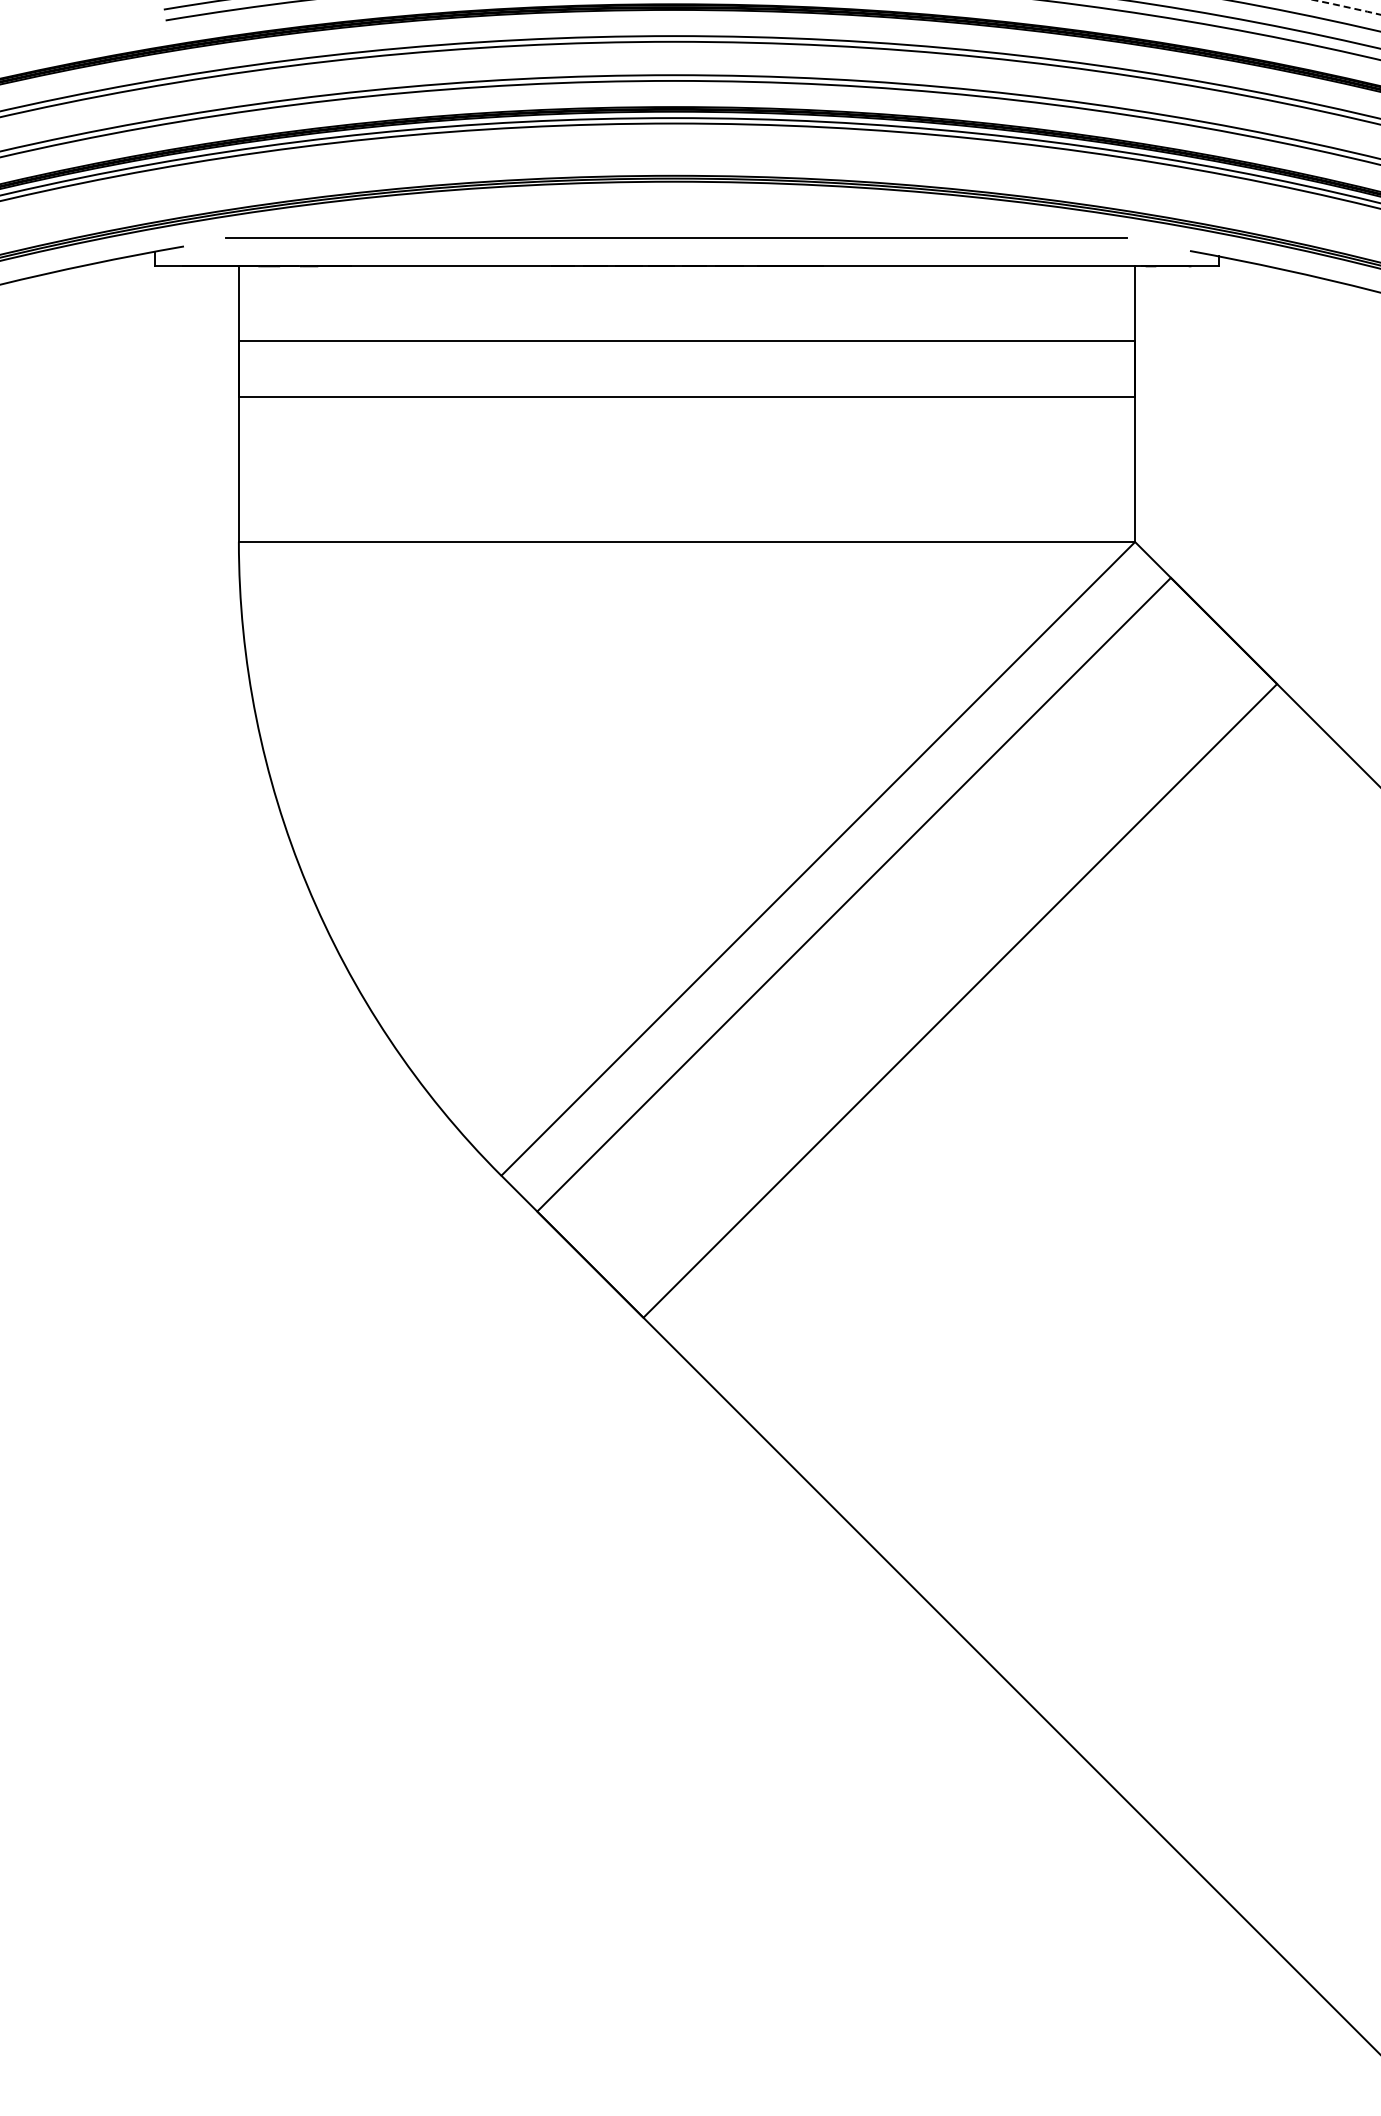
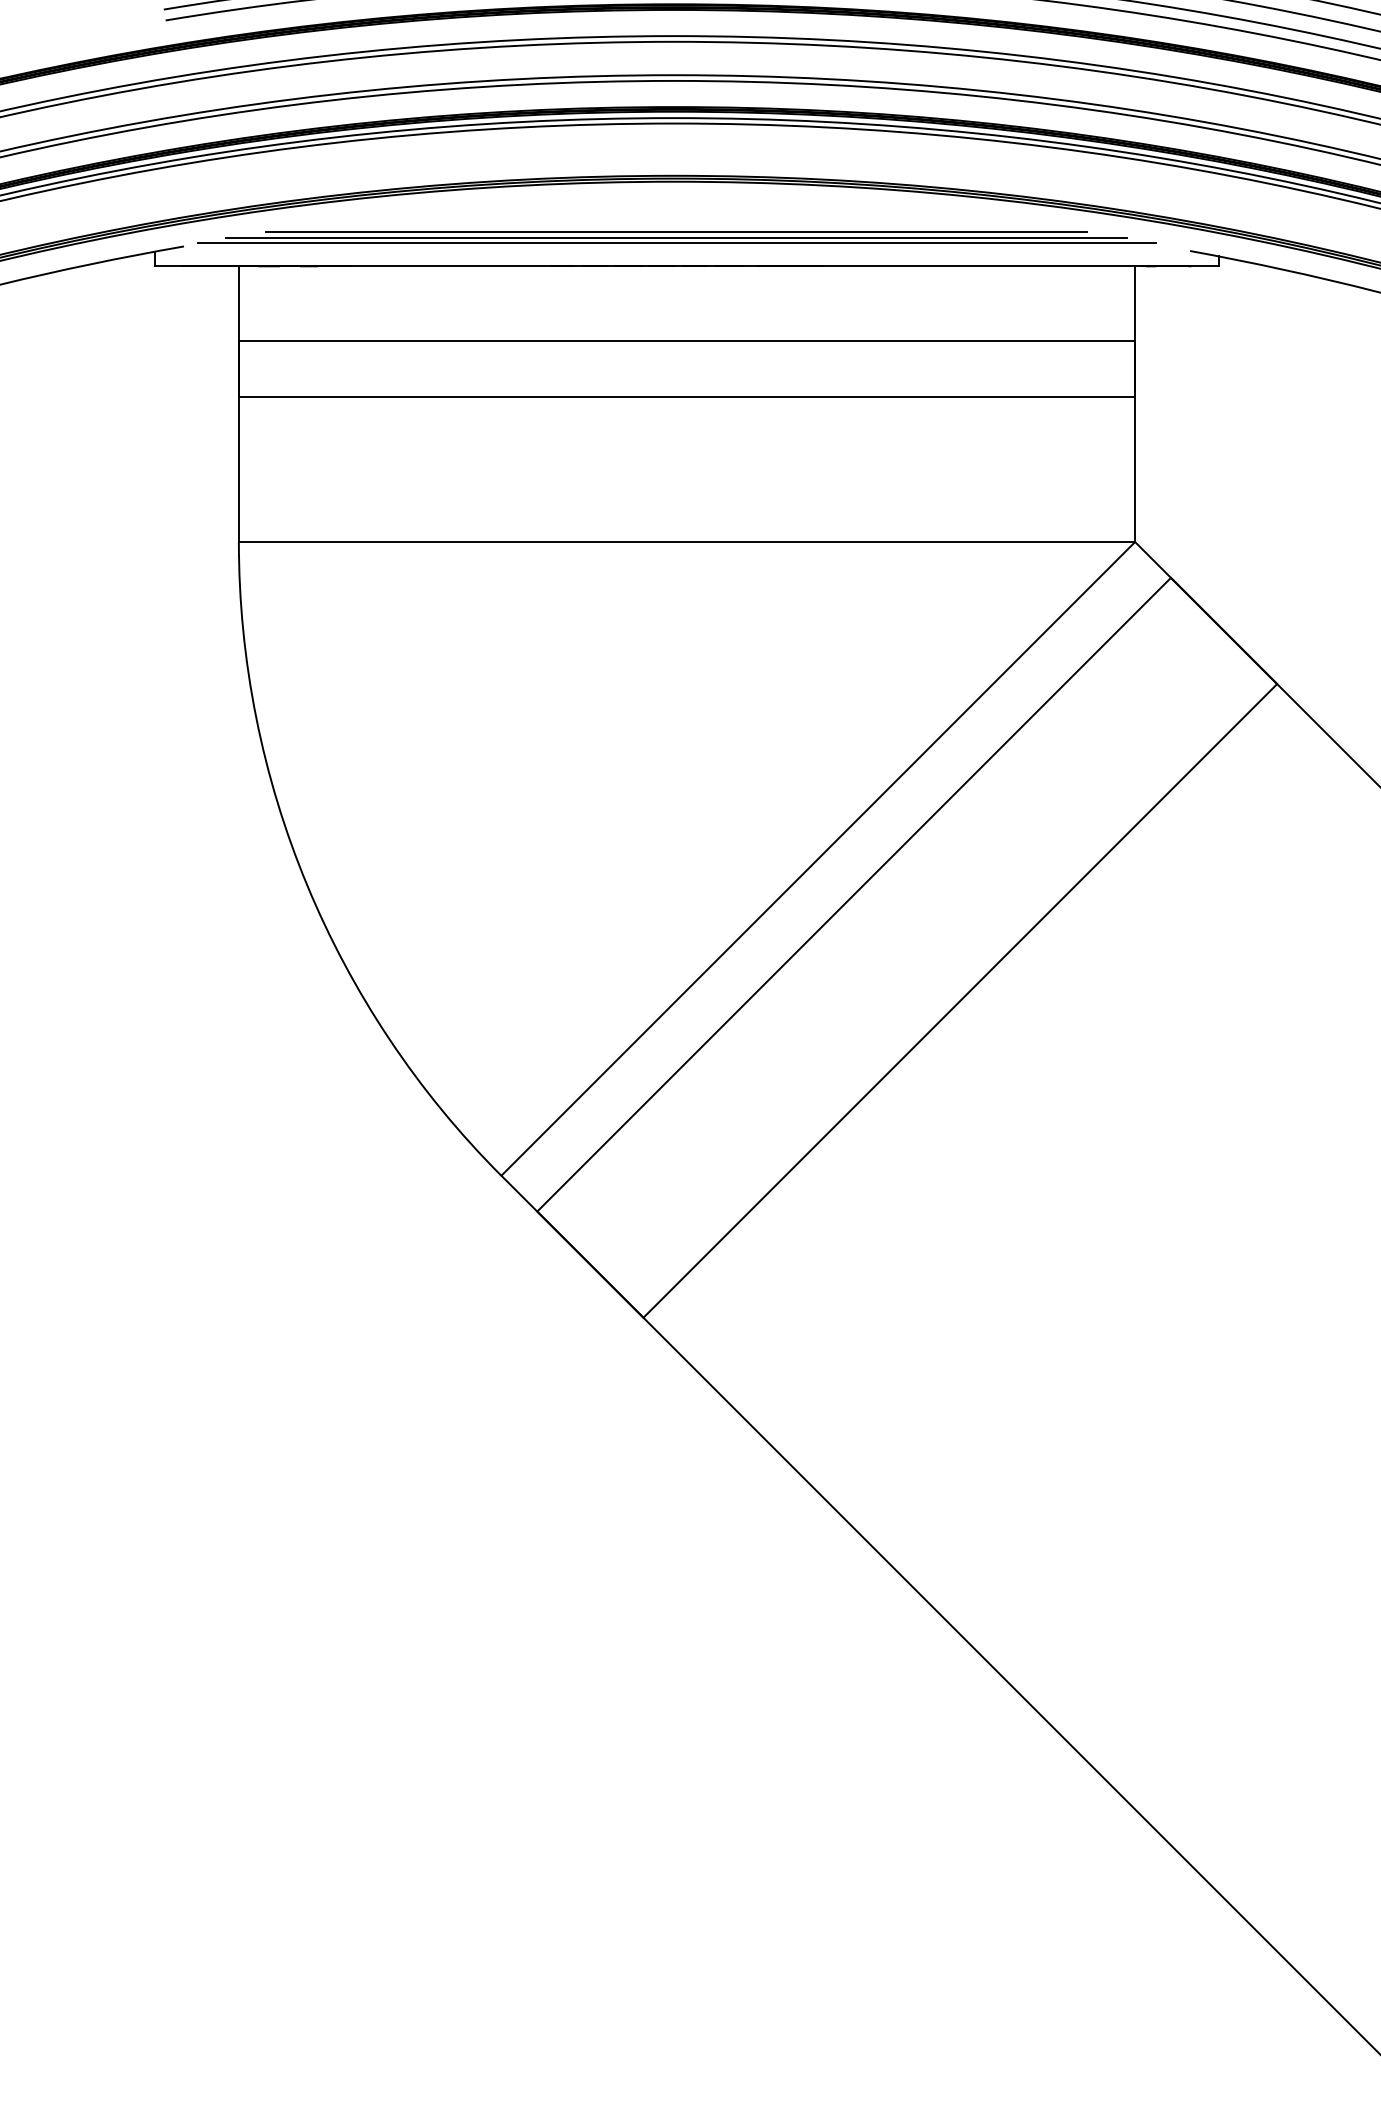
arc: dashed -> solid (1347, 7)
line: none -> present (676, 232)
line: none -> present (676, 243)
